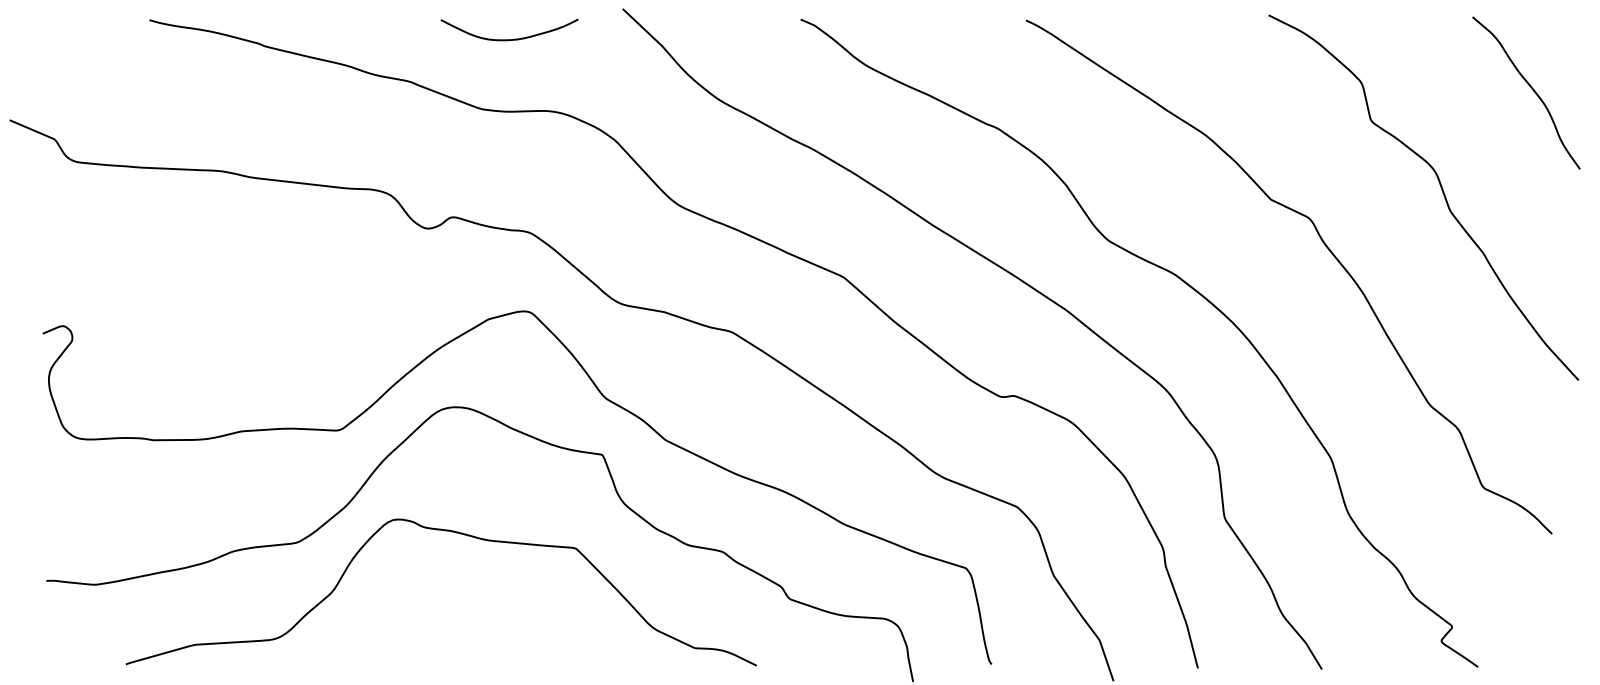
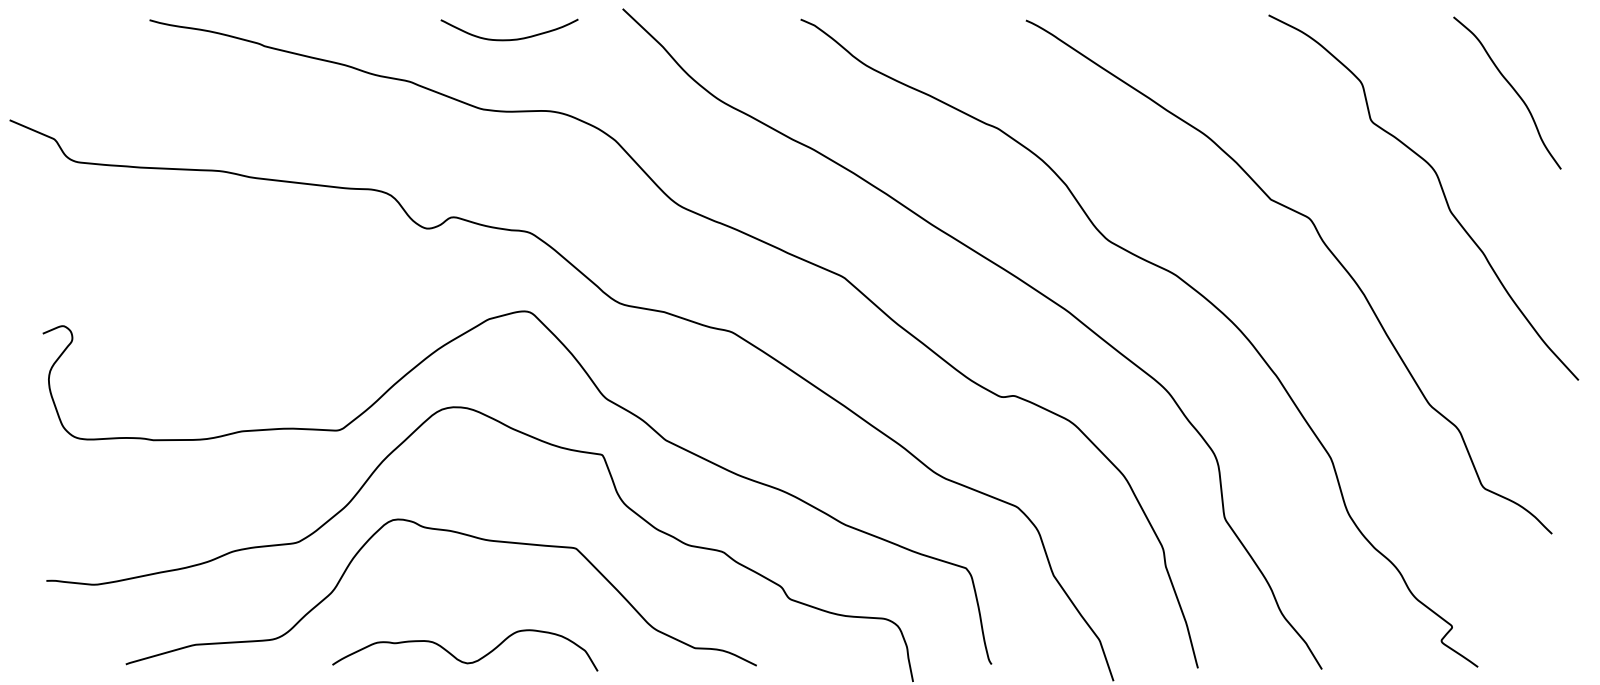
curve position: (1531, 89) -> (1512, 89) (1512, 89)
curve: none -> present (461, 660)
